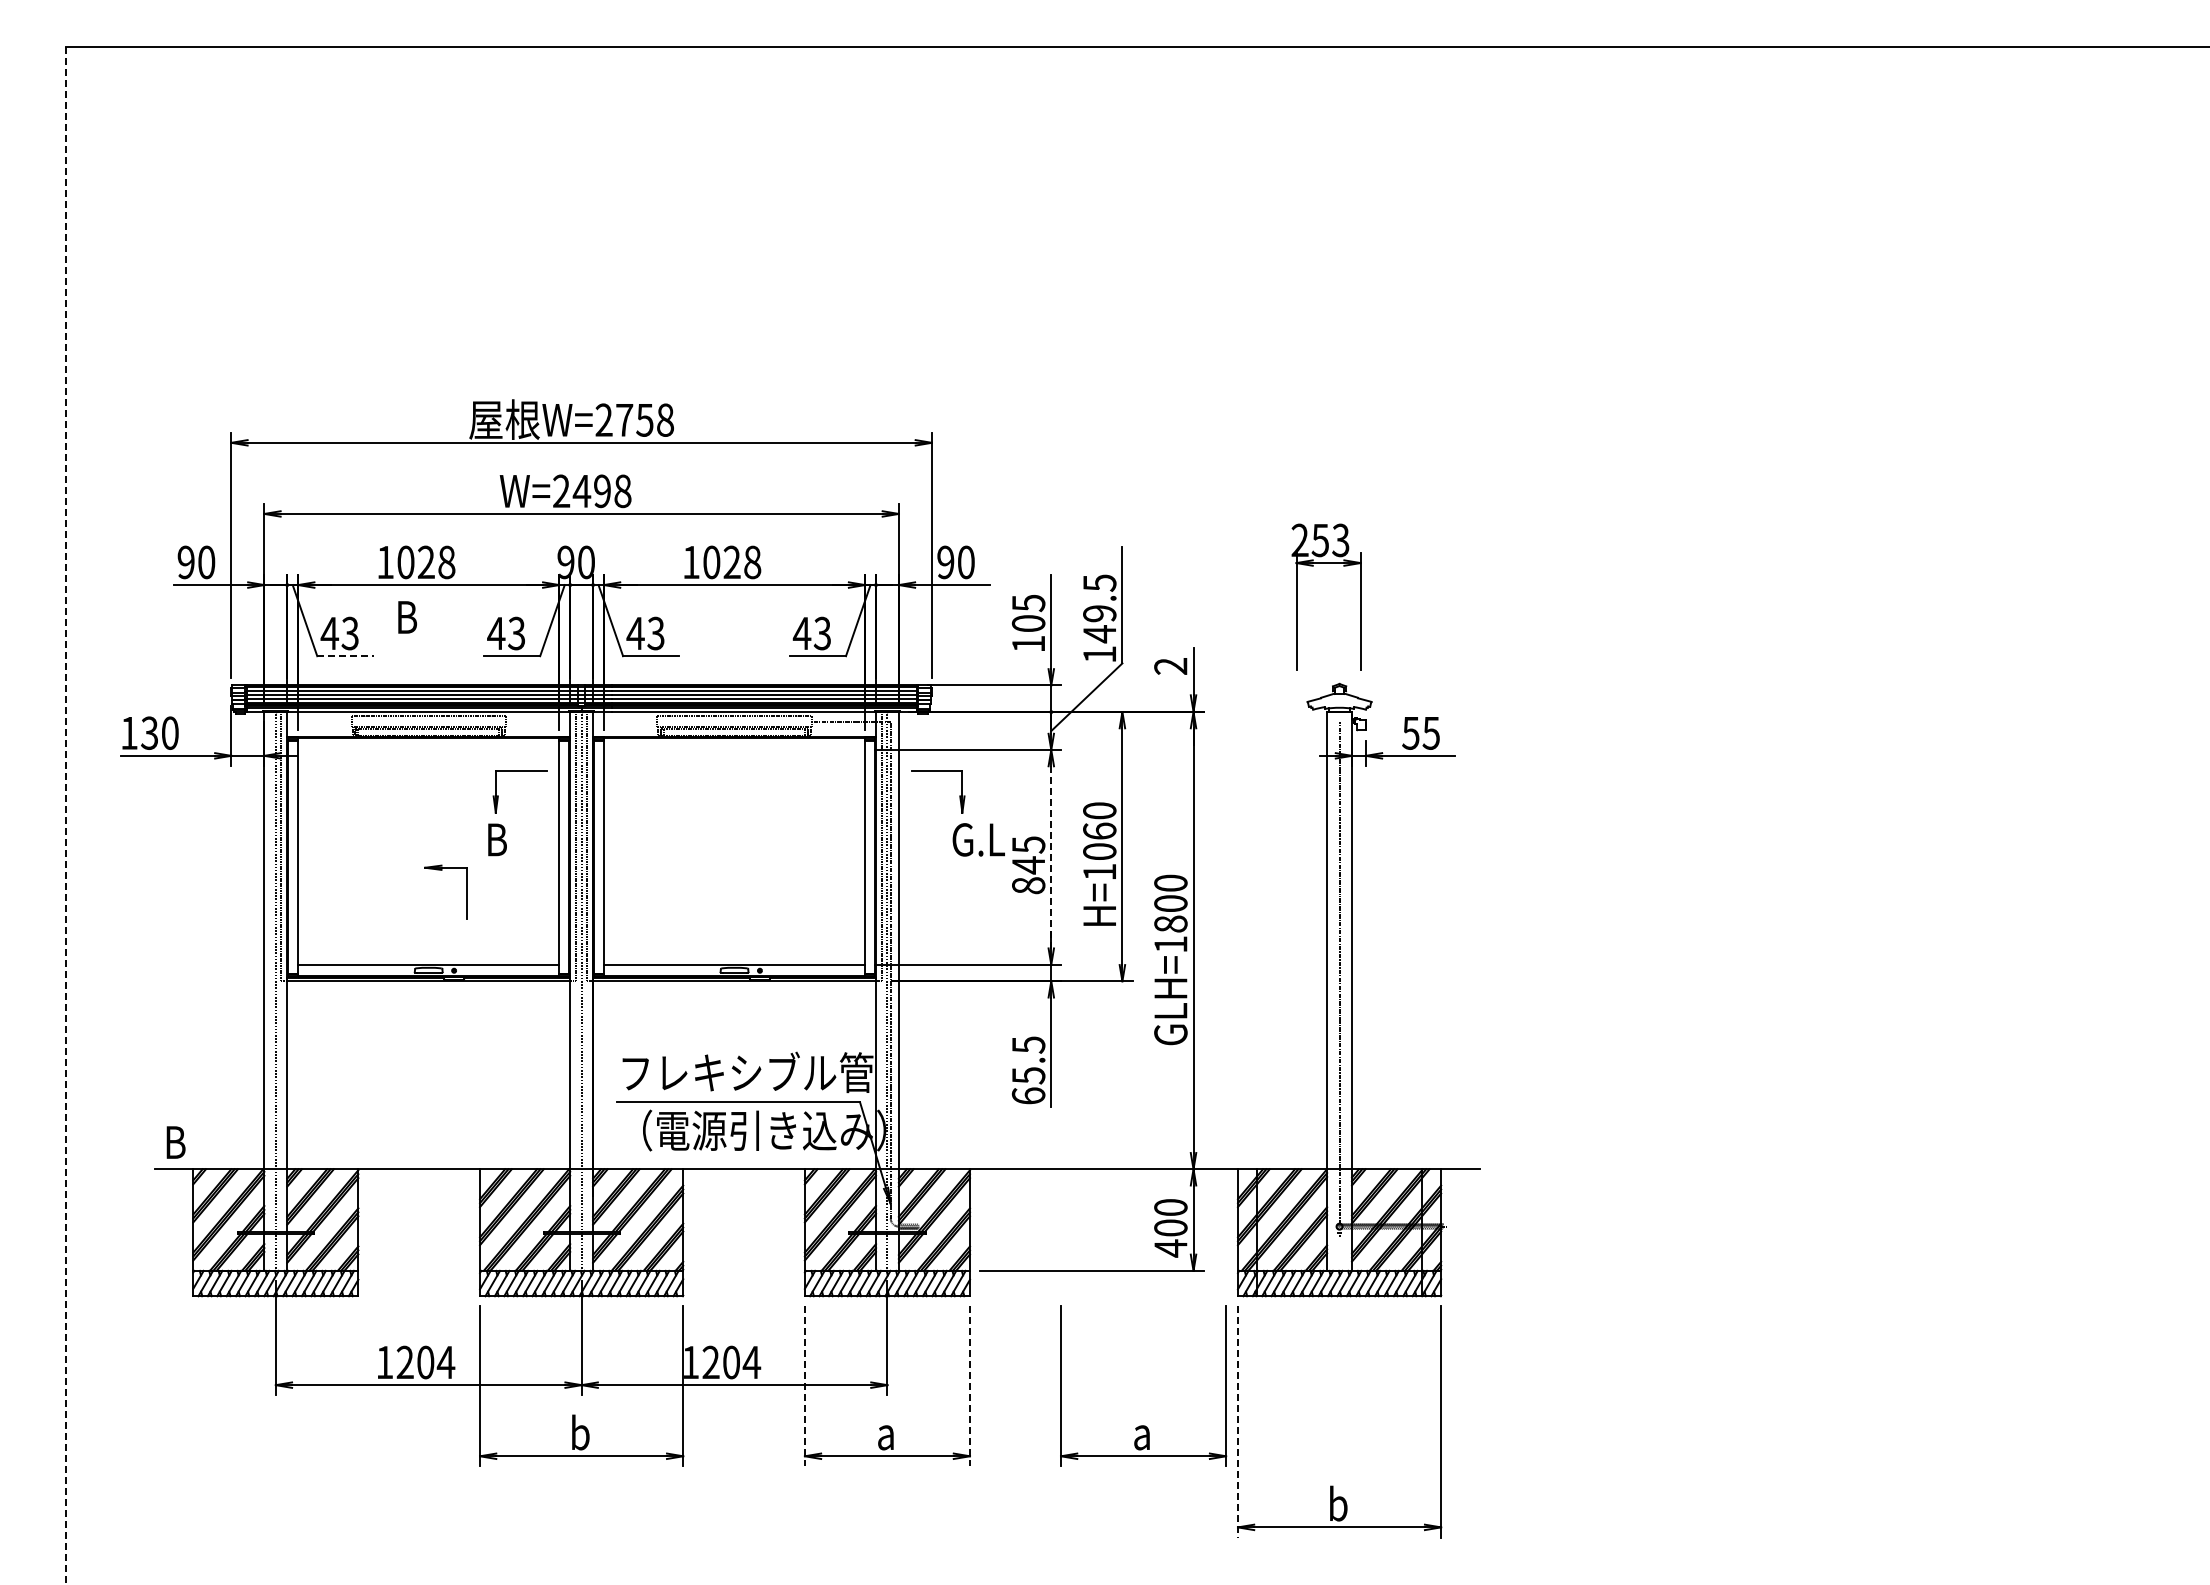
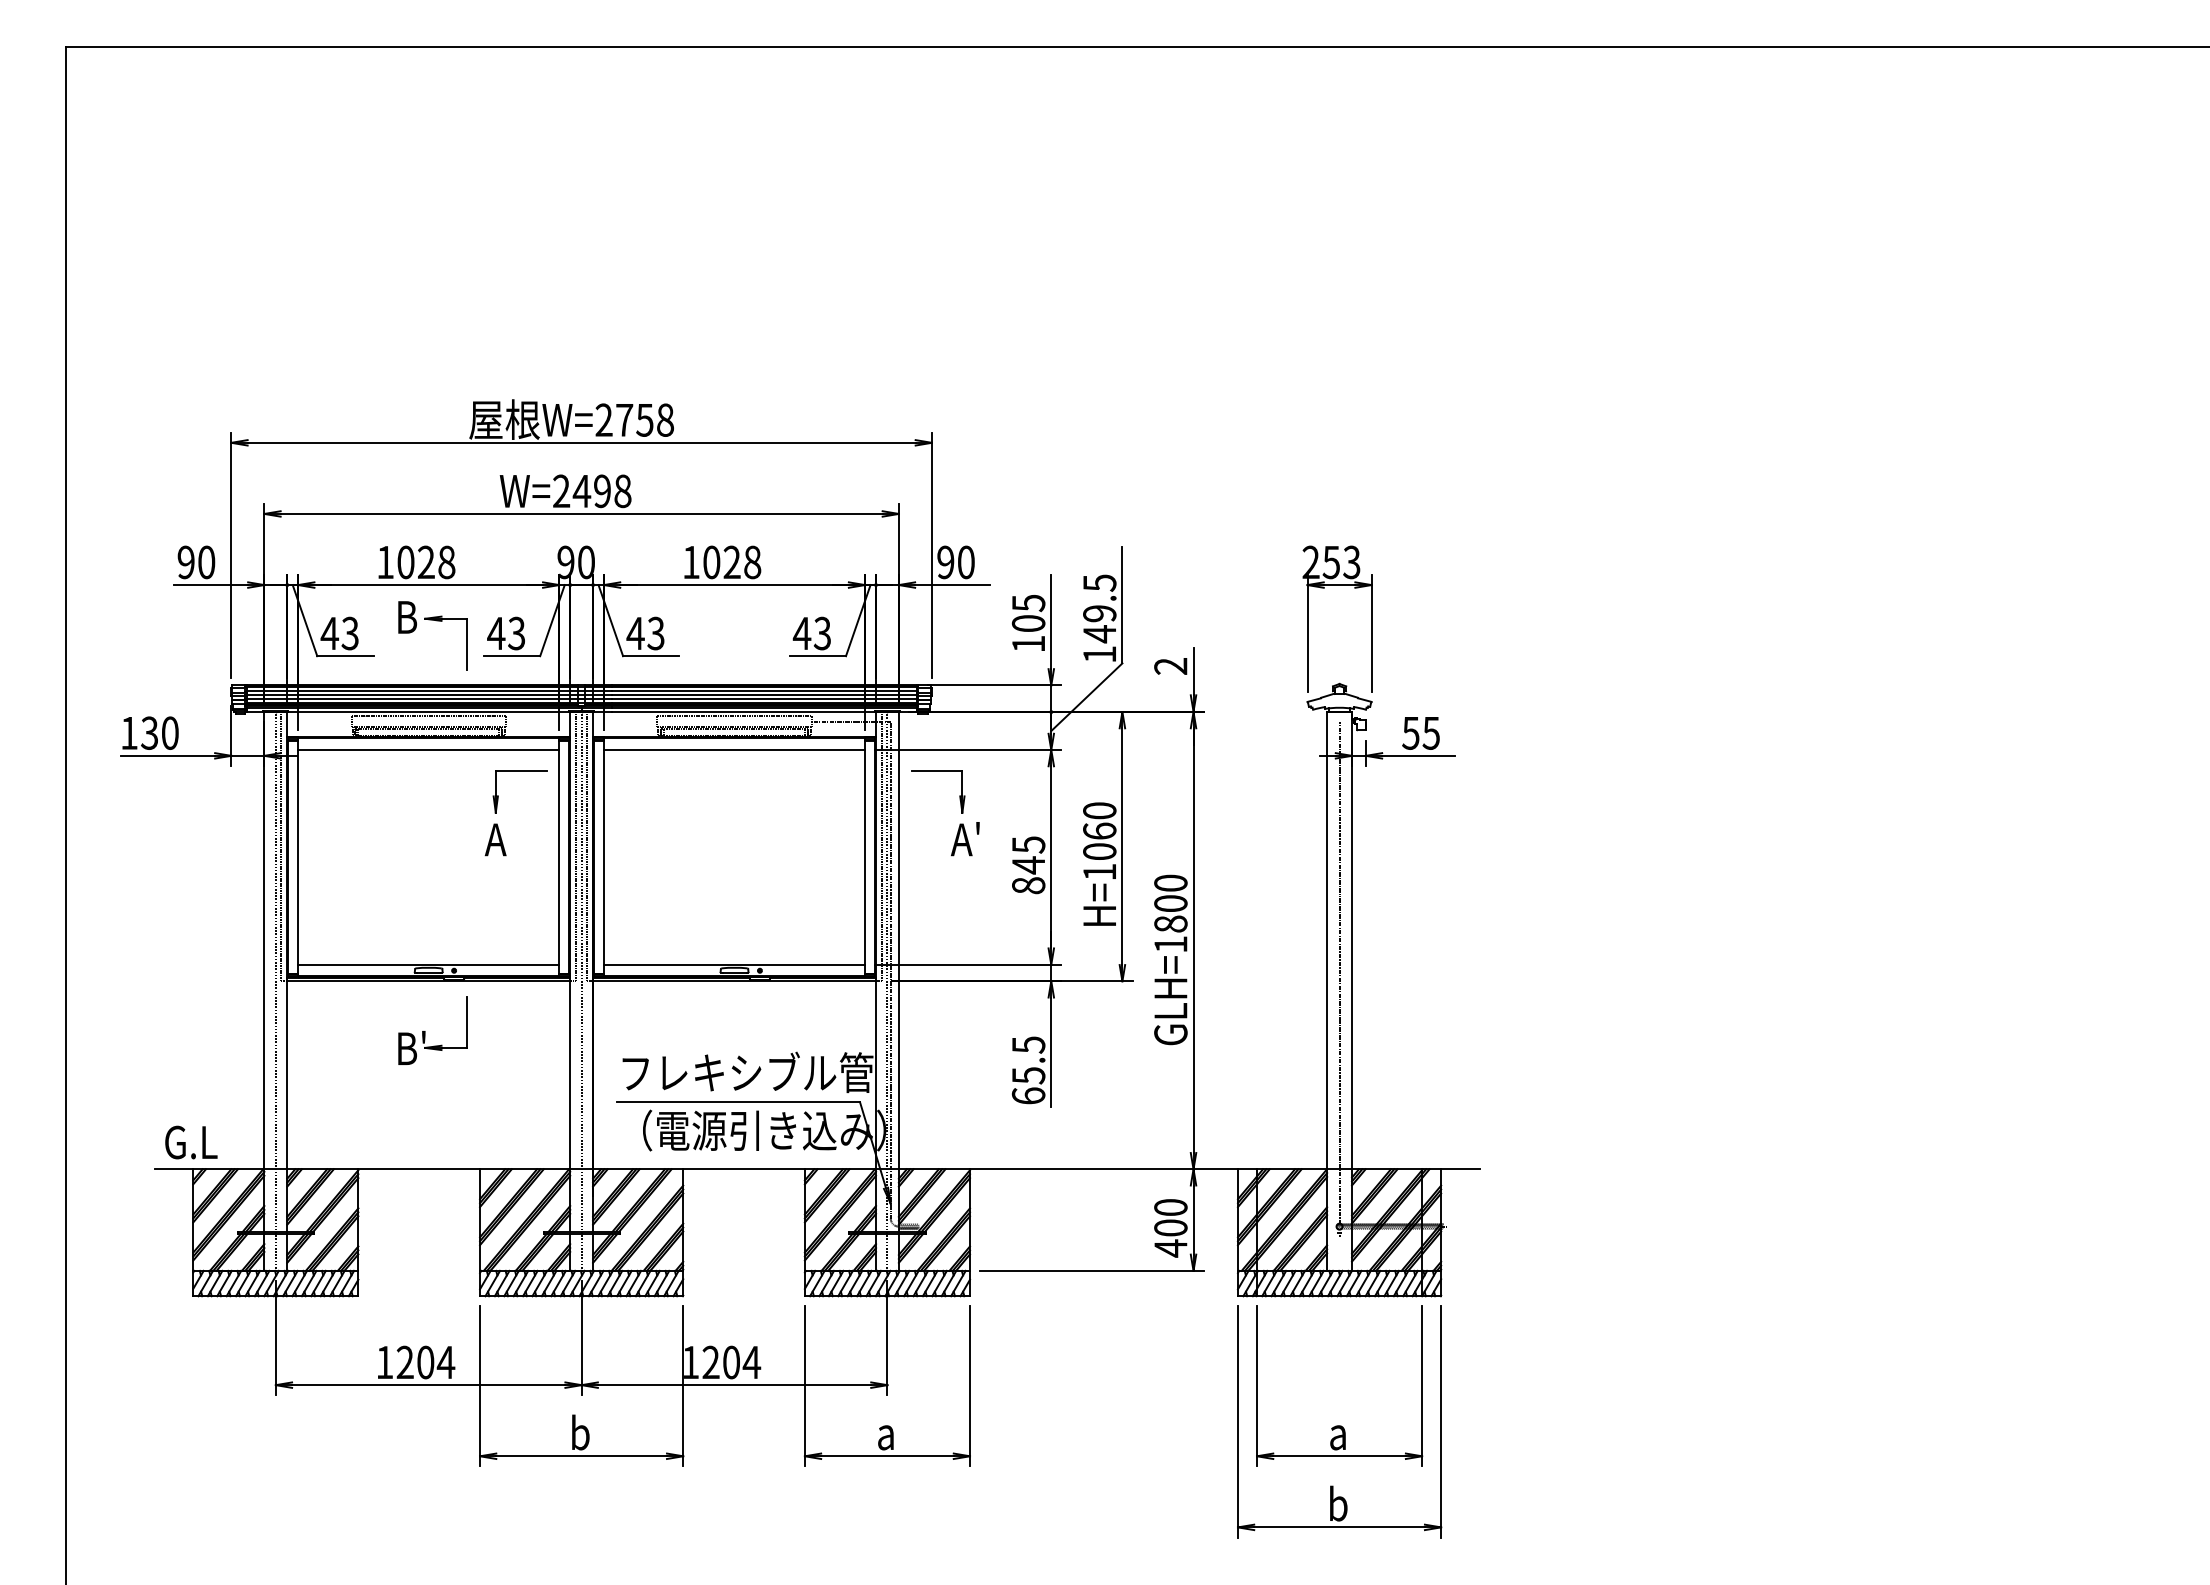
part position: (1297, 596) -> (1308, 618) (1308, 618)
line: dashed -> solid (345, 656)
line: none -> present (428, 750)
line: none -> present (734, 750)
line: dashed -> solid (66, 816)
text: B -> A (495, 839)
text: G.L -> A' (977, 839)
line: dashed -> solid (1051, 857)
part position: (466, 891) -> (466, 642) (466, 642)
part: none -> present (425, 1031)
text: B -> G.L (191, 1142)
line: dashed -> solid (804, 1386)
line: dashed -> solid (970, 1386)
line: dashed -> solid (1237, 1421)
part position: (1143, 1425) -> (1339, 1425) (1339, 1425)
